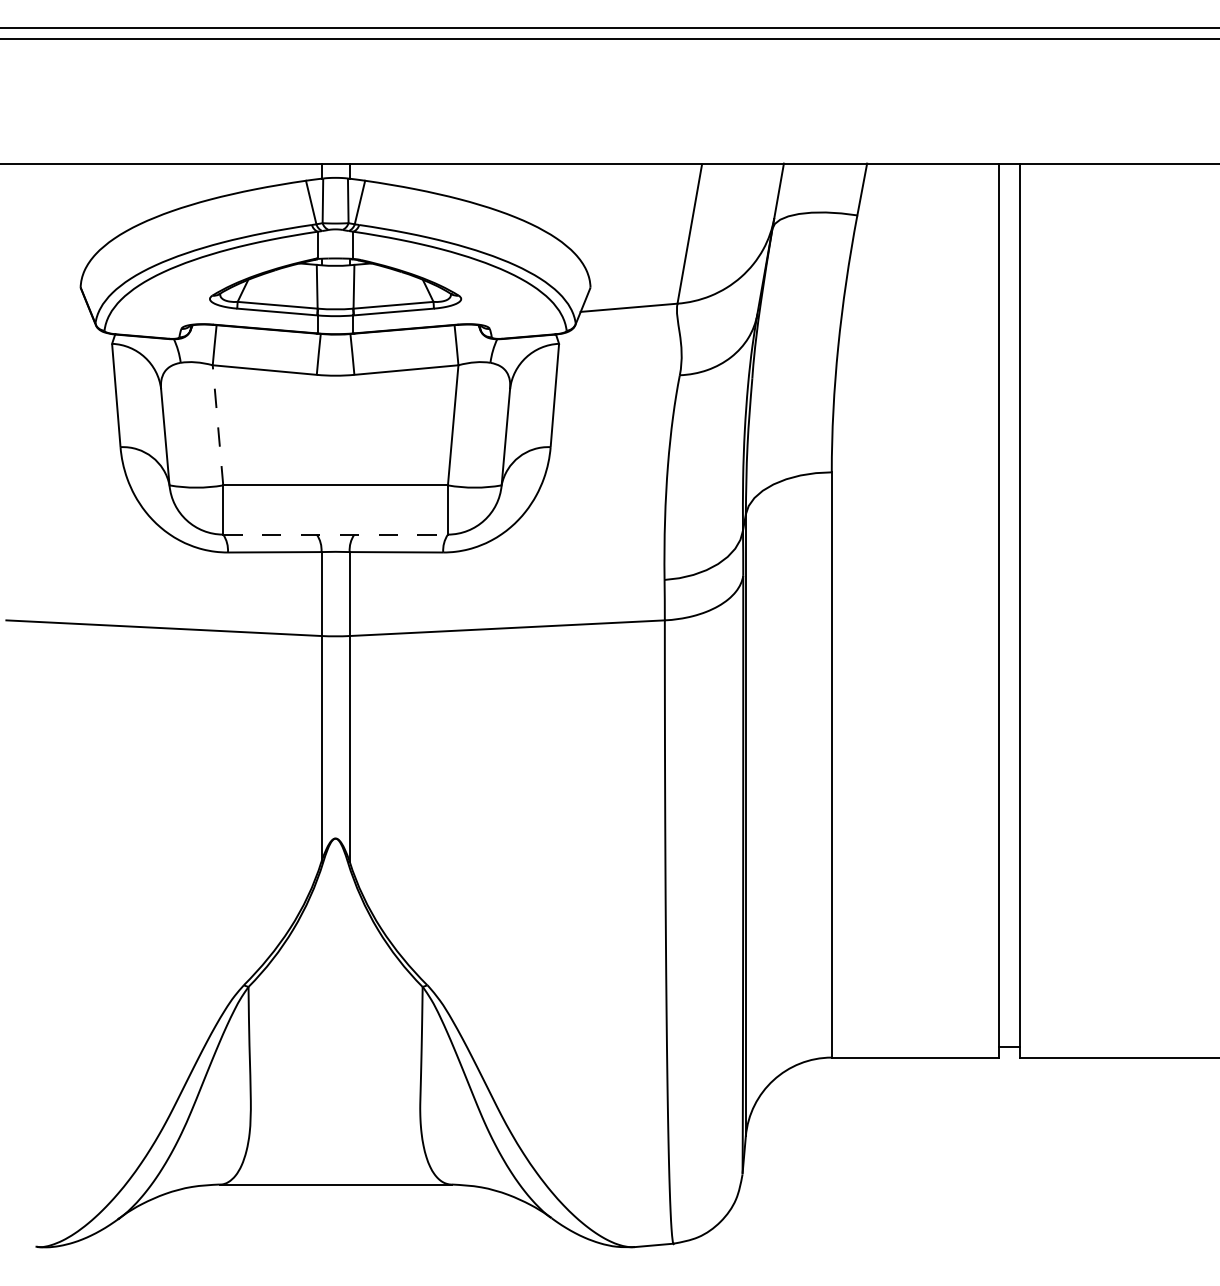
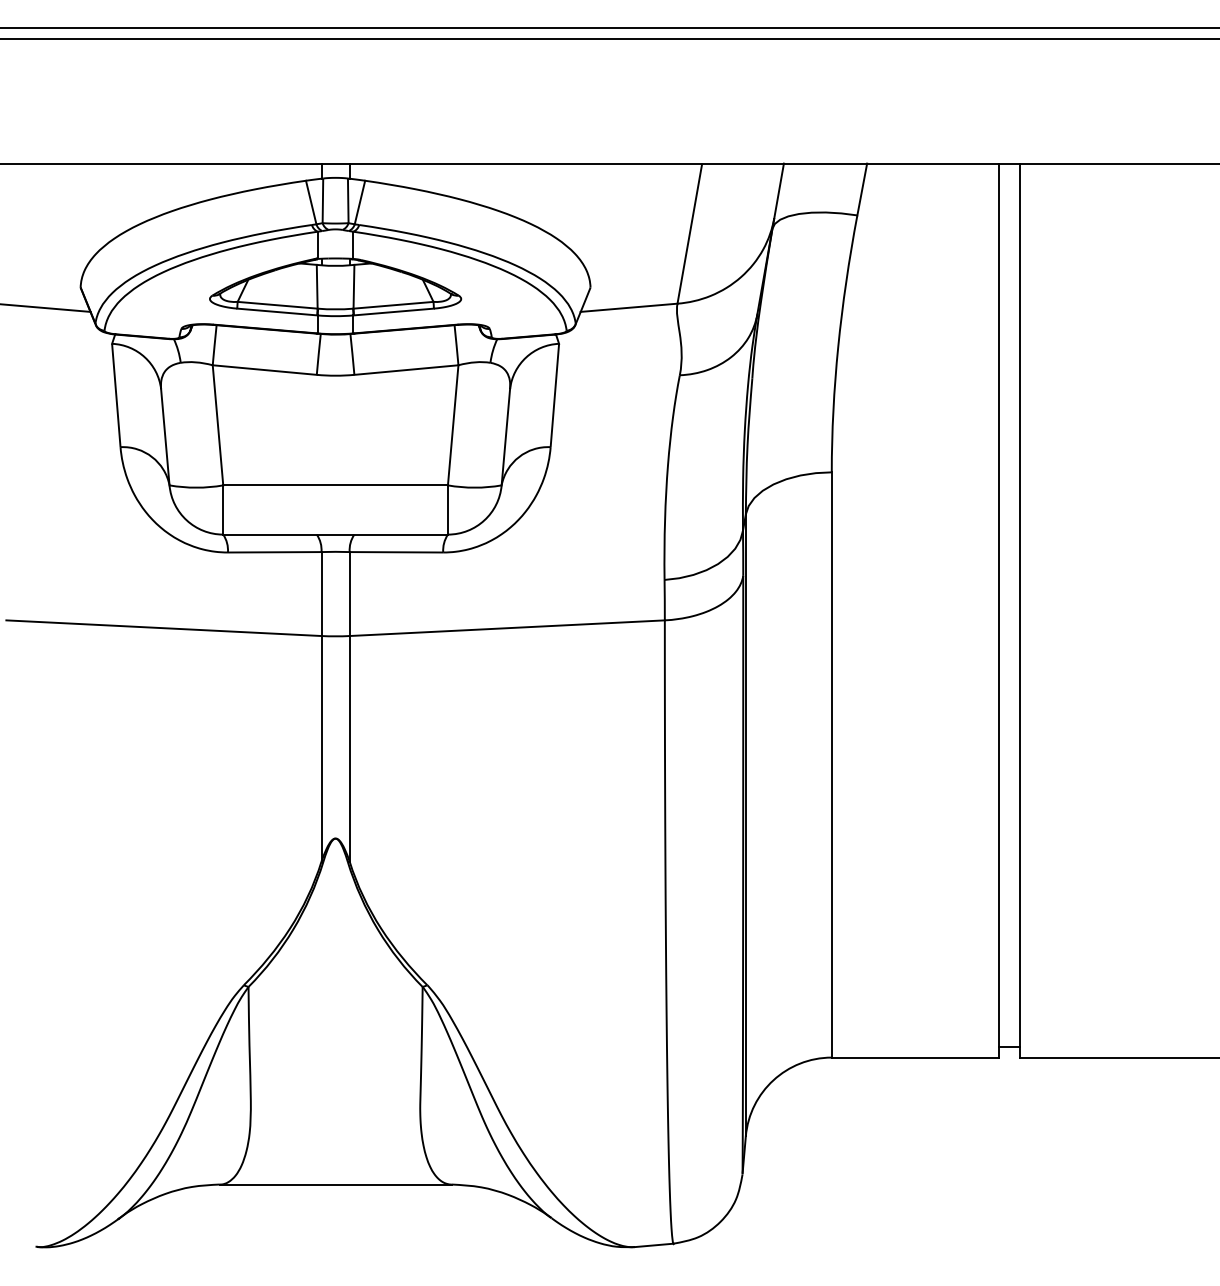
line: none -> present (46, 307)
line: dashed -> solid (217, 424)
line: dashed -> solid (336, 534)
